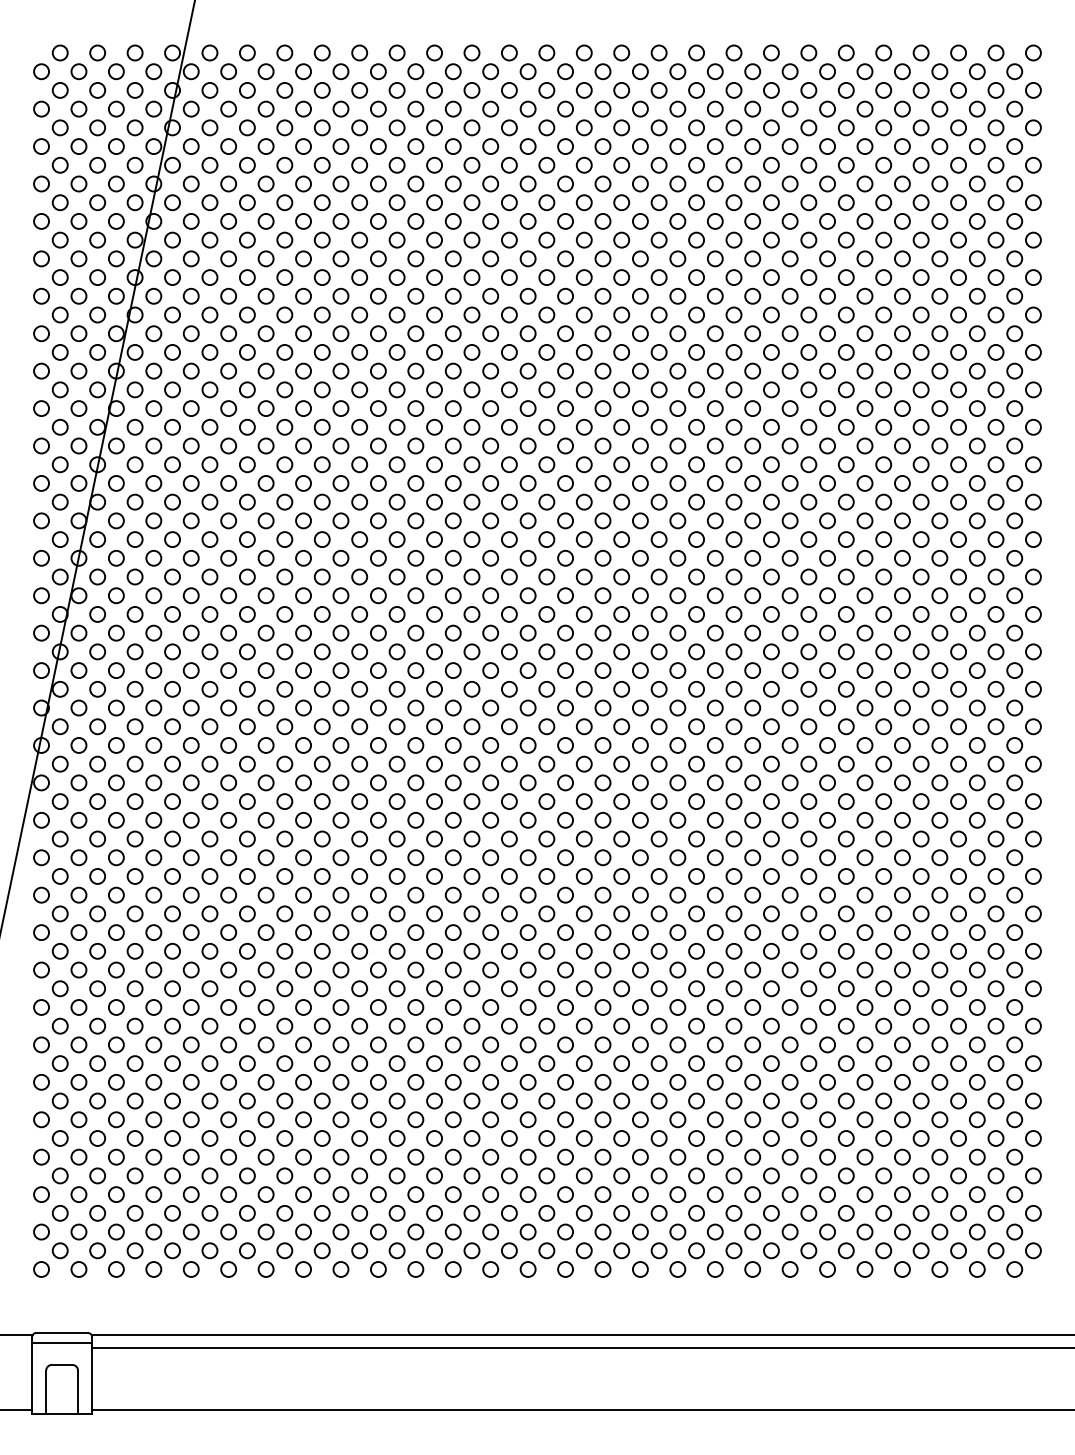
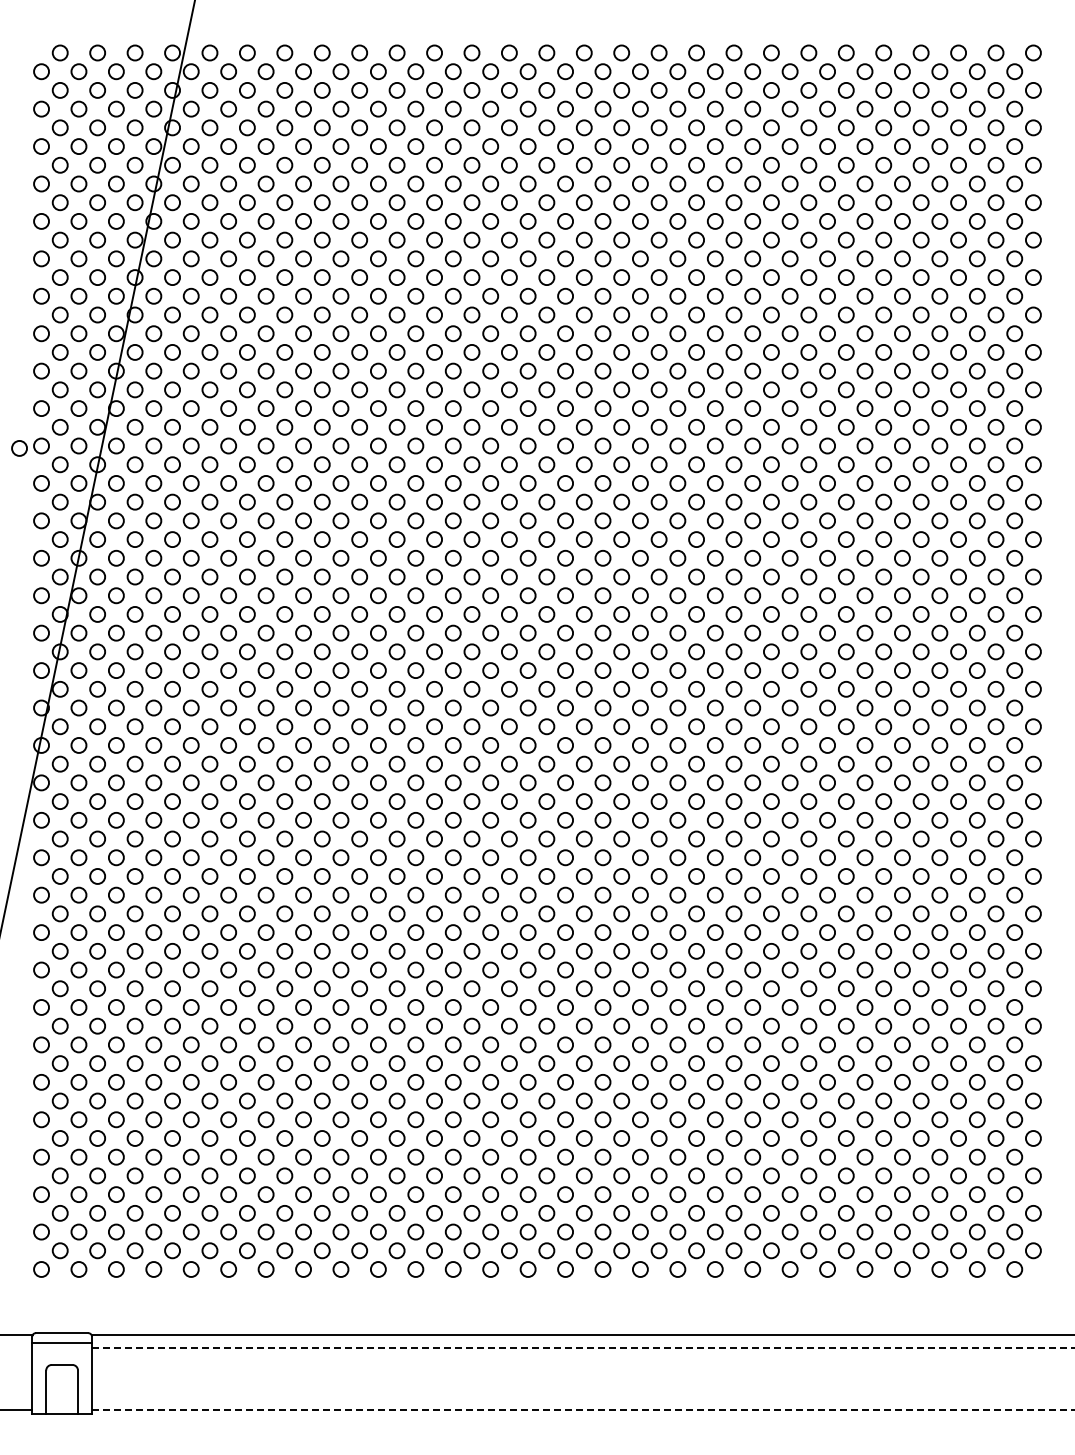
circle: none -> present (19, 448)
line: solid -> dashed (584, 1348)
line: solid -> dashed (583, 1409)
